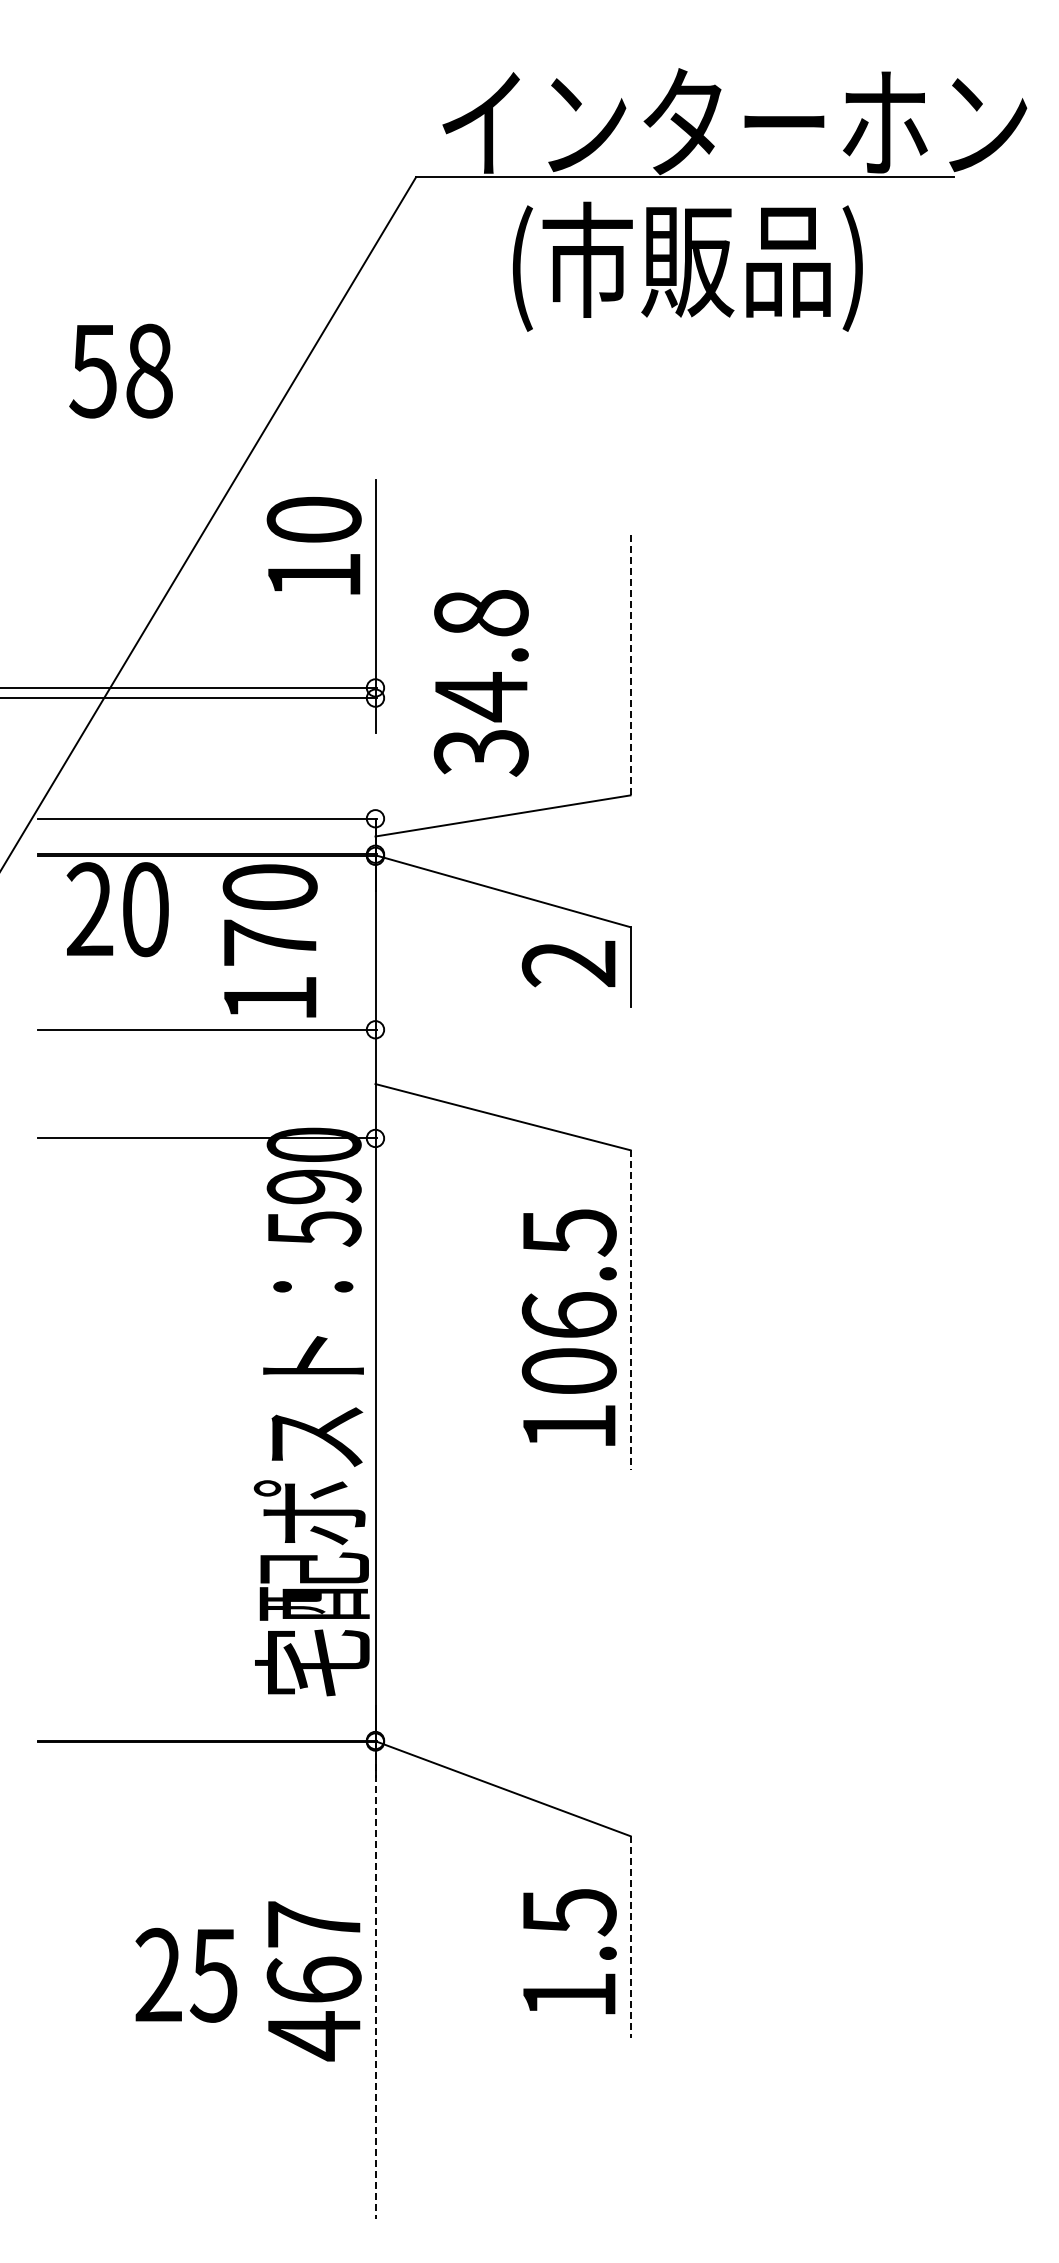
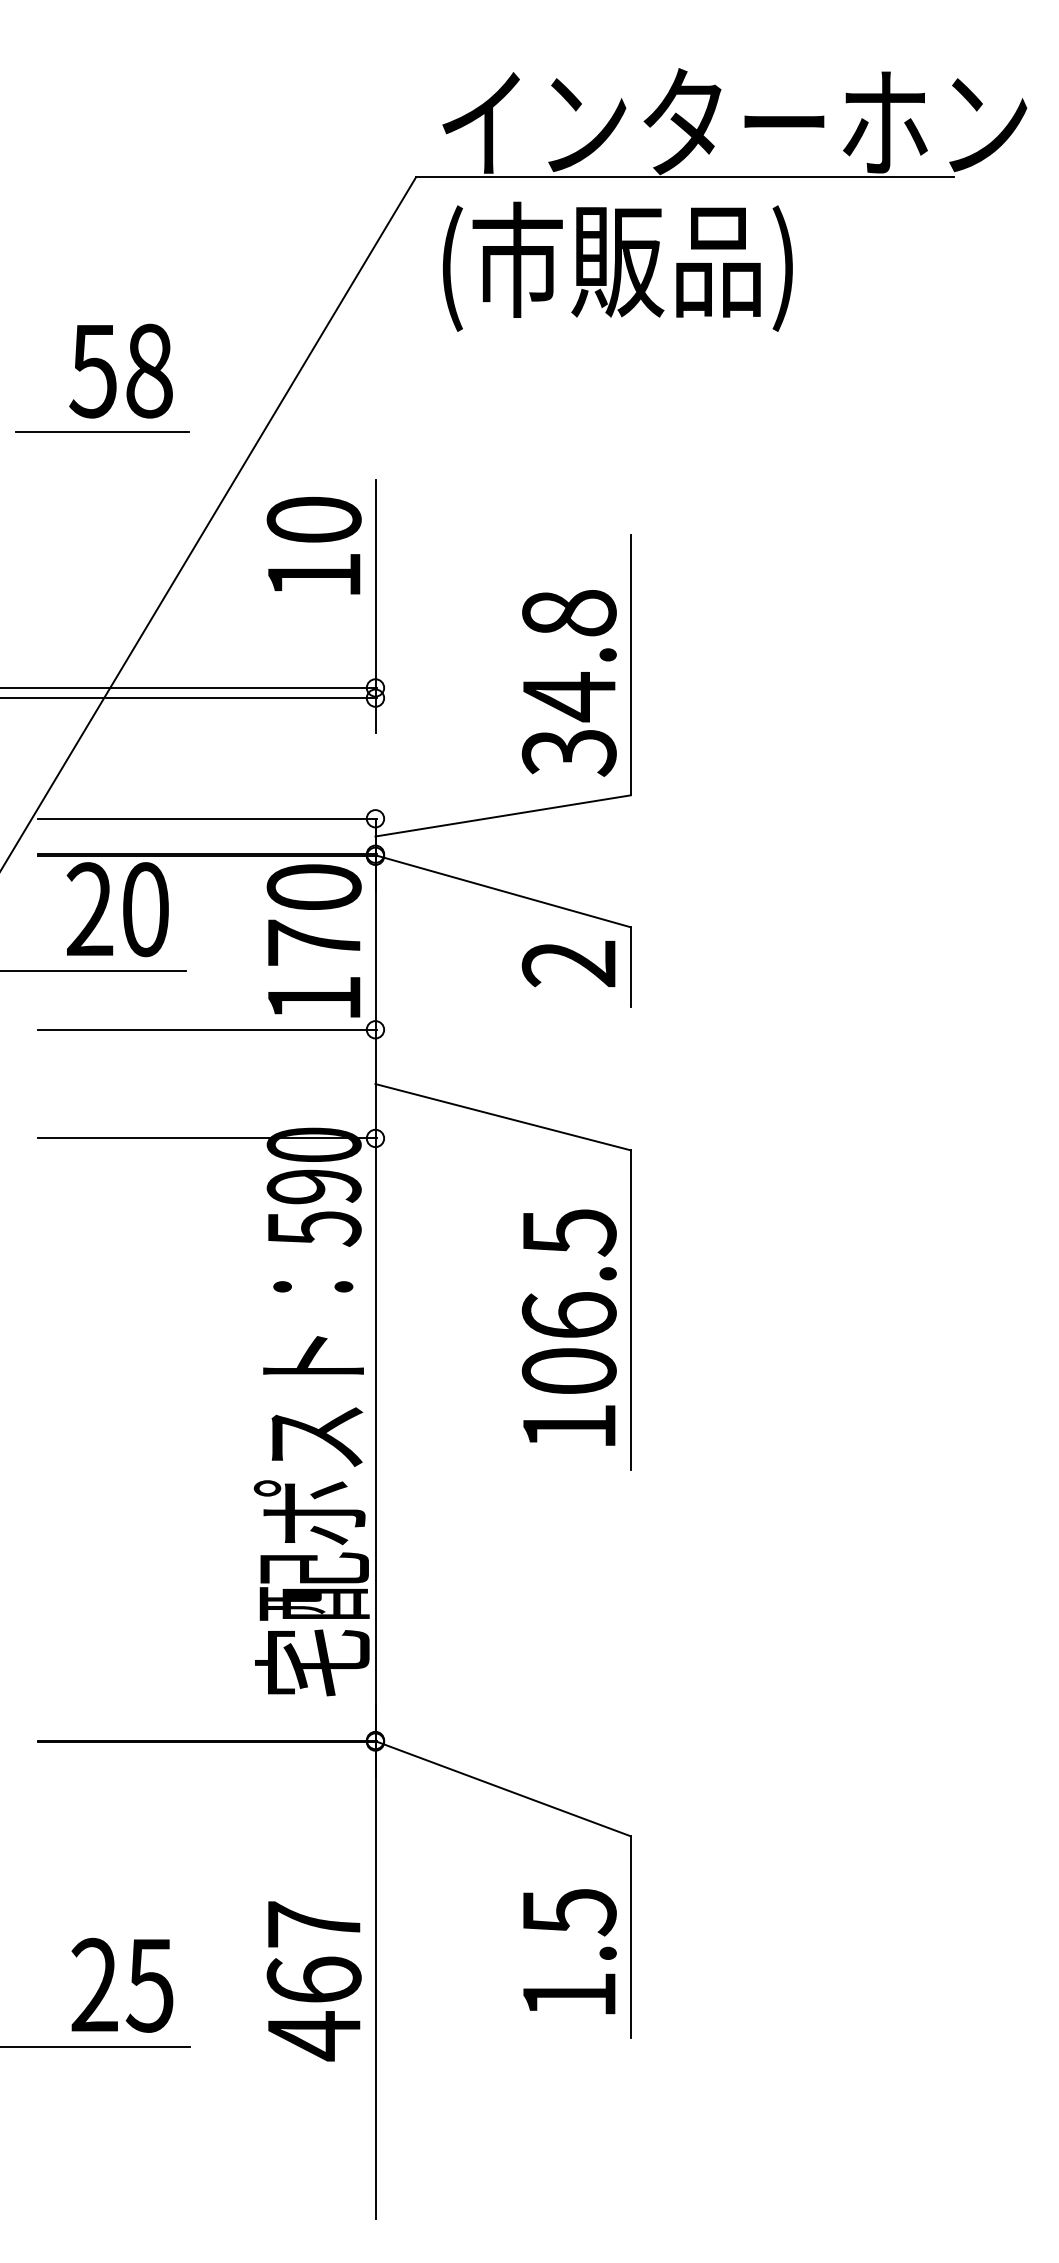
text position: (687, 266) -> (617, 266) (617, 266)
line: none -> present (102, 432)
line: dashed -> solid (630, 664)
text position: (480, 683) -> (568, 683) (568, 683)
text position: (269, 940) -> (313, 940) (313, 940)
line: none -> present (93, 970)
line: dashed -> solid (630, 1310)
line: dashed -> solid (630, 1937)
text position: (186, 1974) -> (122, 1984) (122, 1984)
line: dashed -> solid (375, 1980)
line: none -> present (96, 2046)
